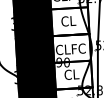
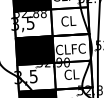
fill: present -> none (33, 23)
fill: present -> none (36, 76)
